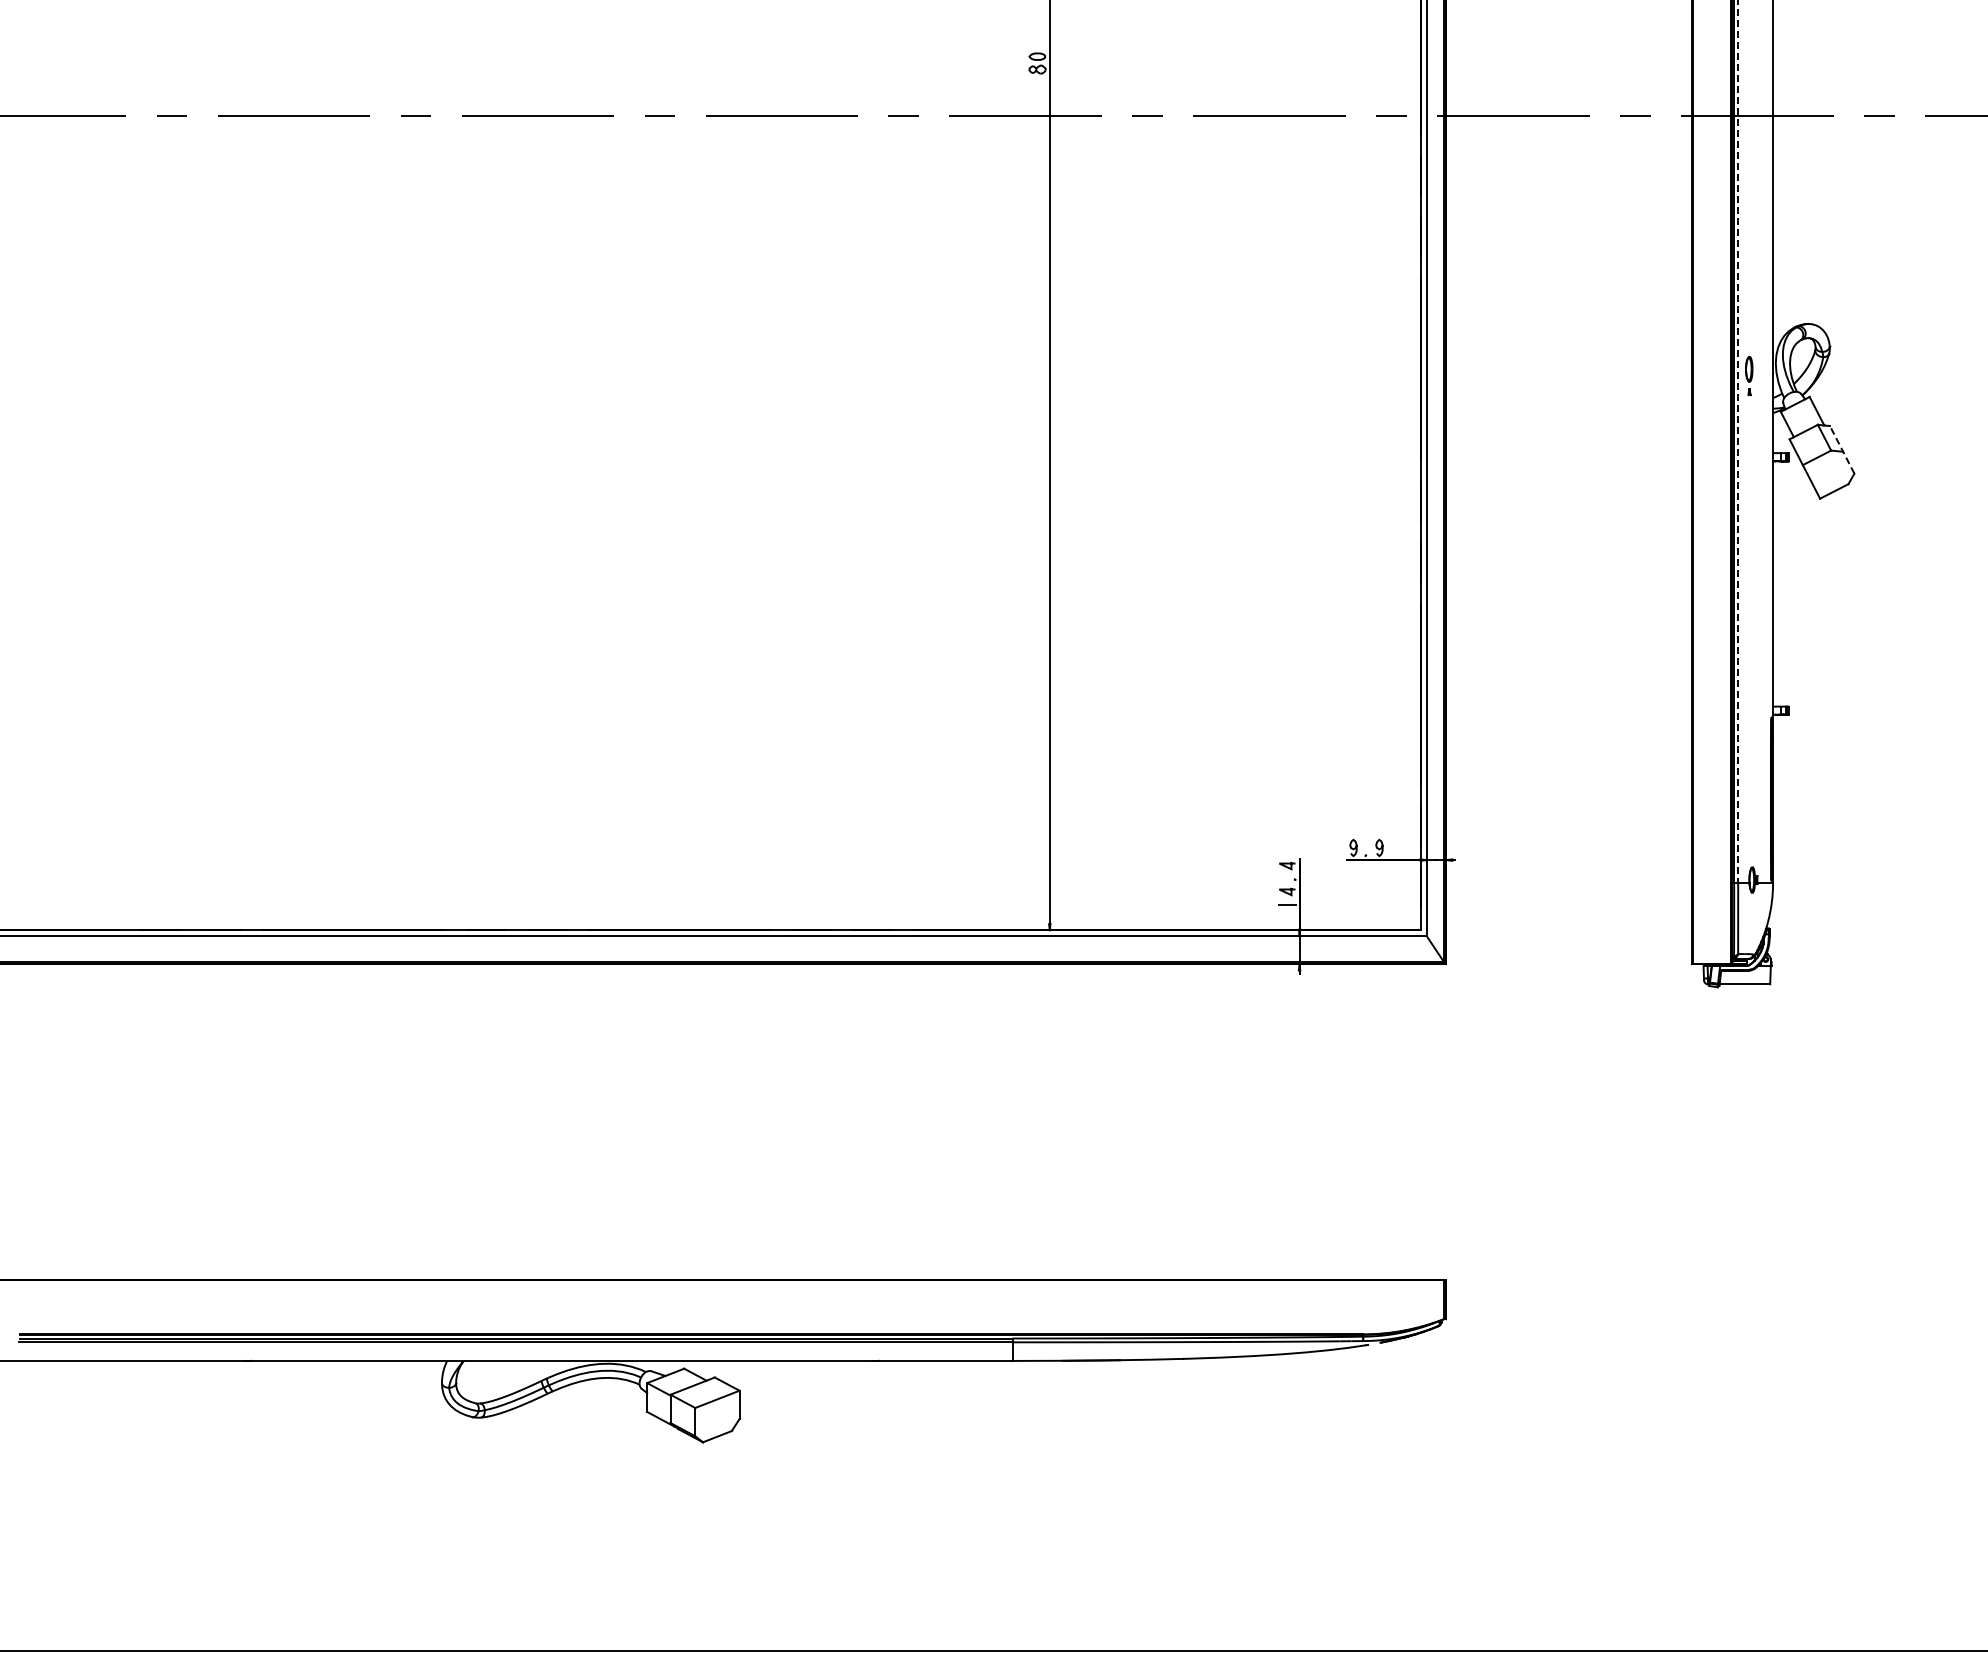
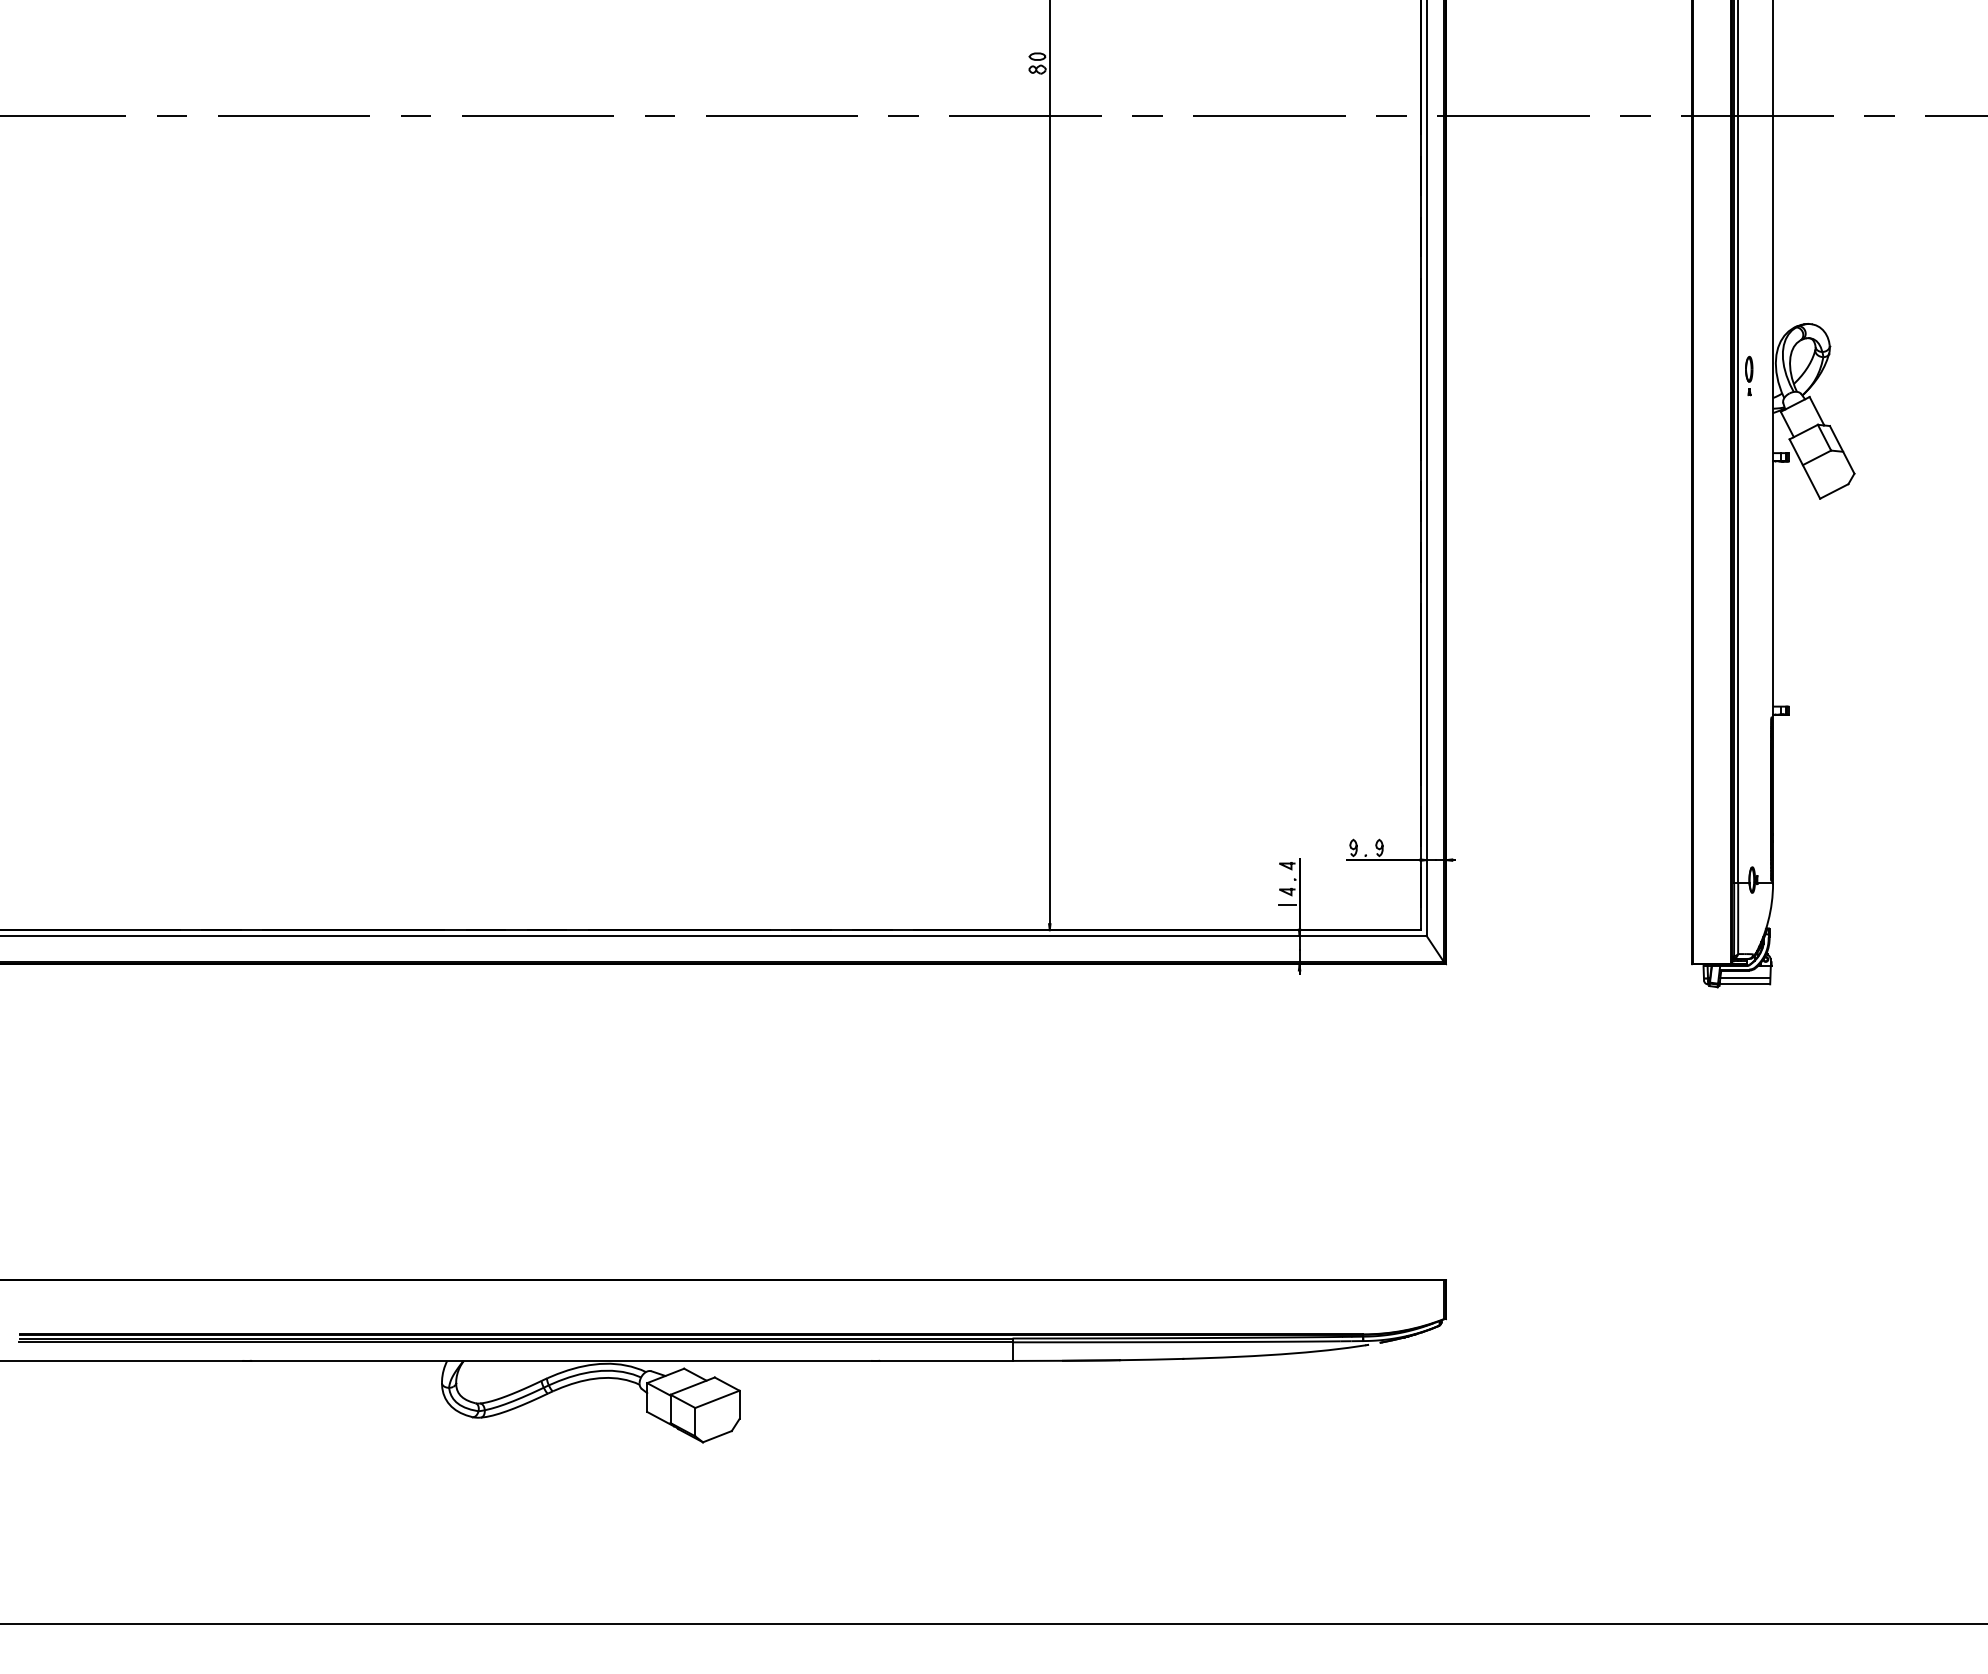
line: dashed -> solid (1738, 442)
line: dashed -> solid (1842, 449)
line: none -> present (1745, 978)
line position: (993, 1650) -> (993, 1623) (993, 1623)
